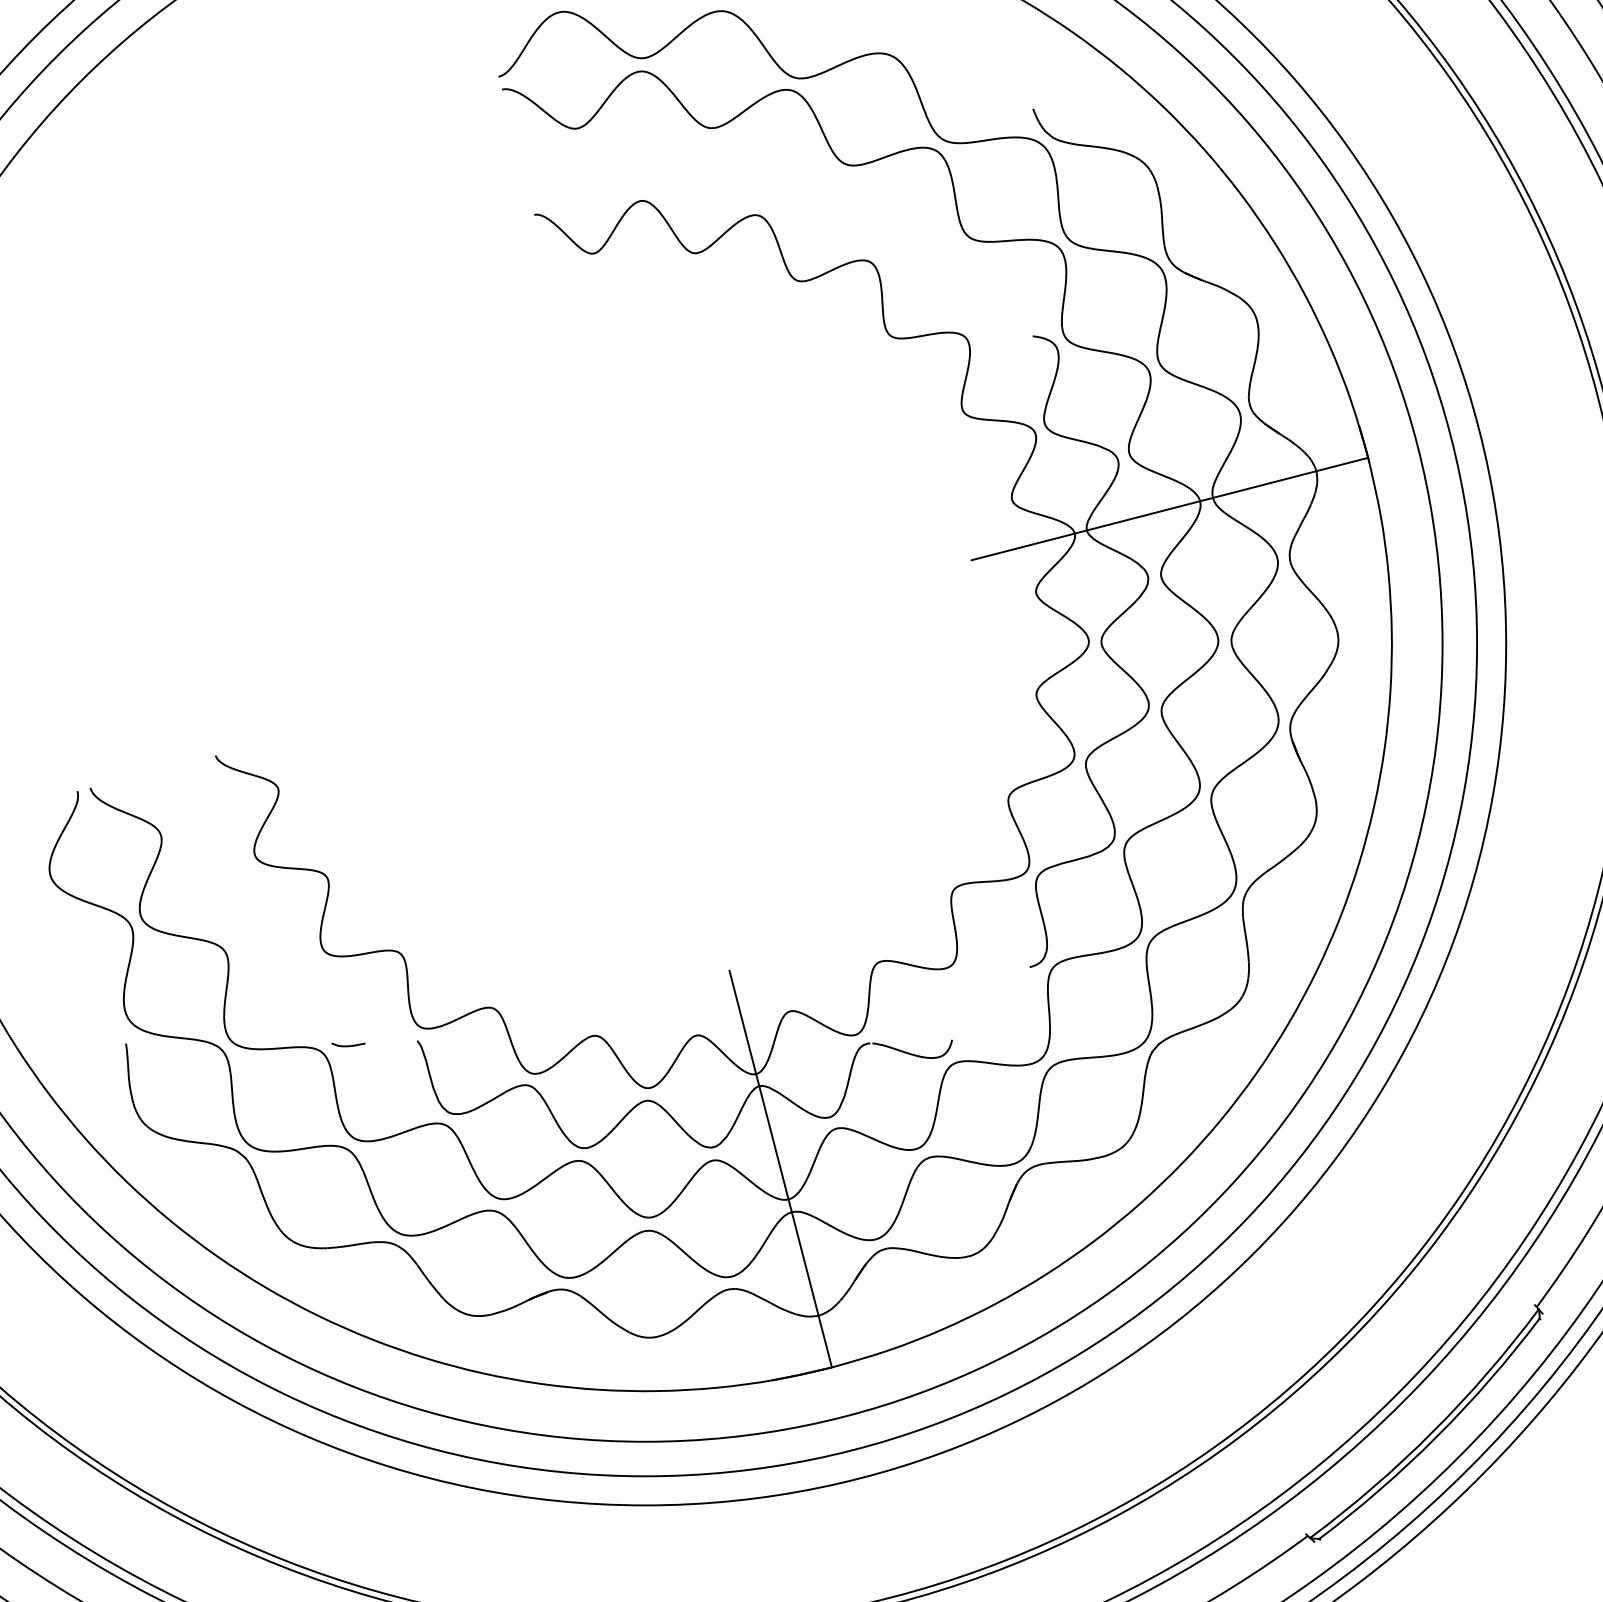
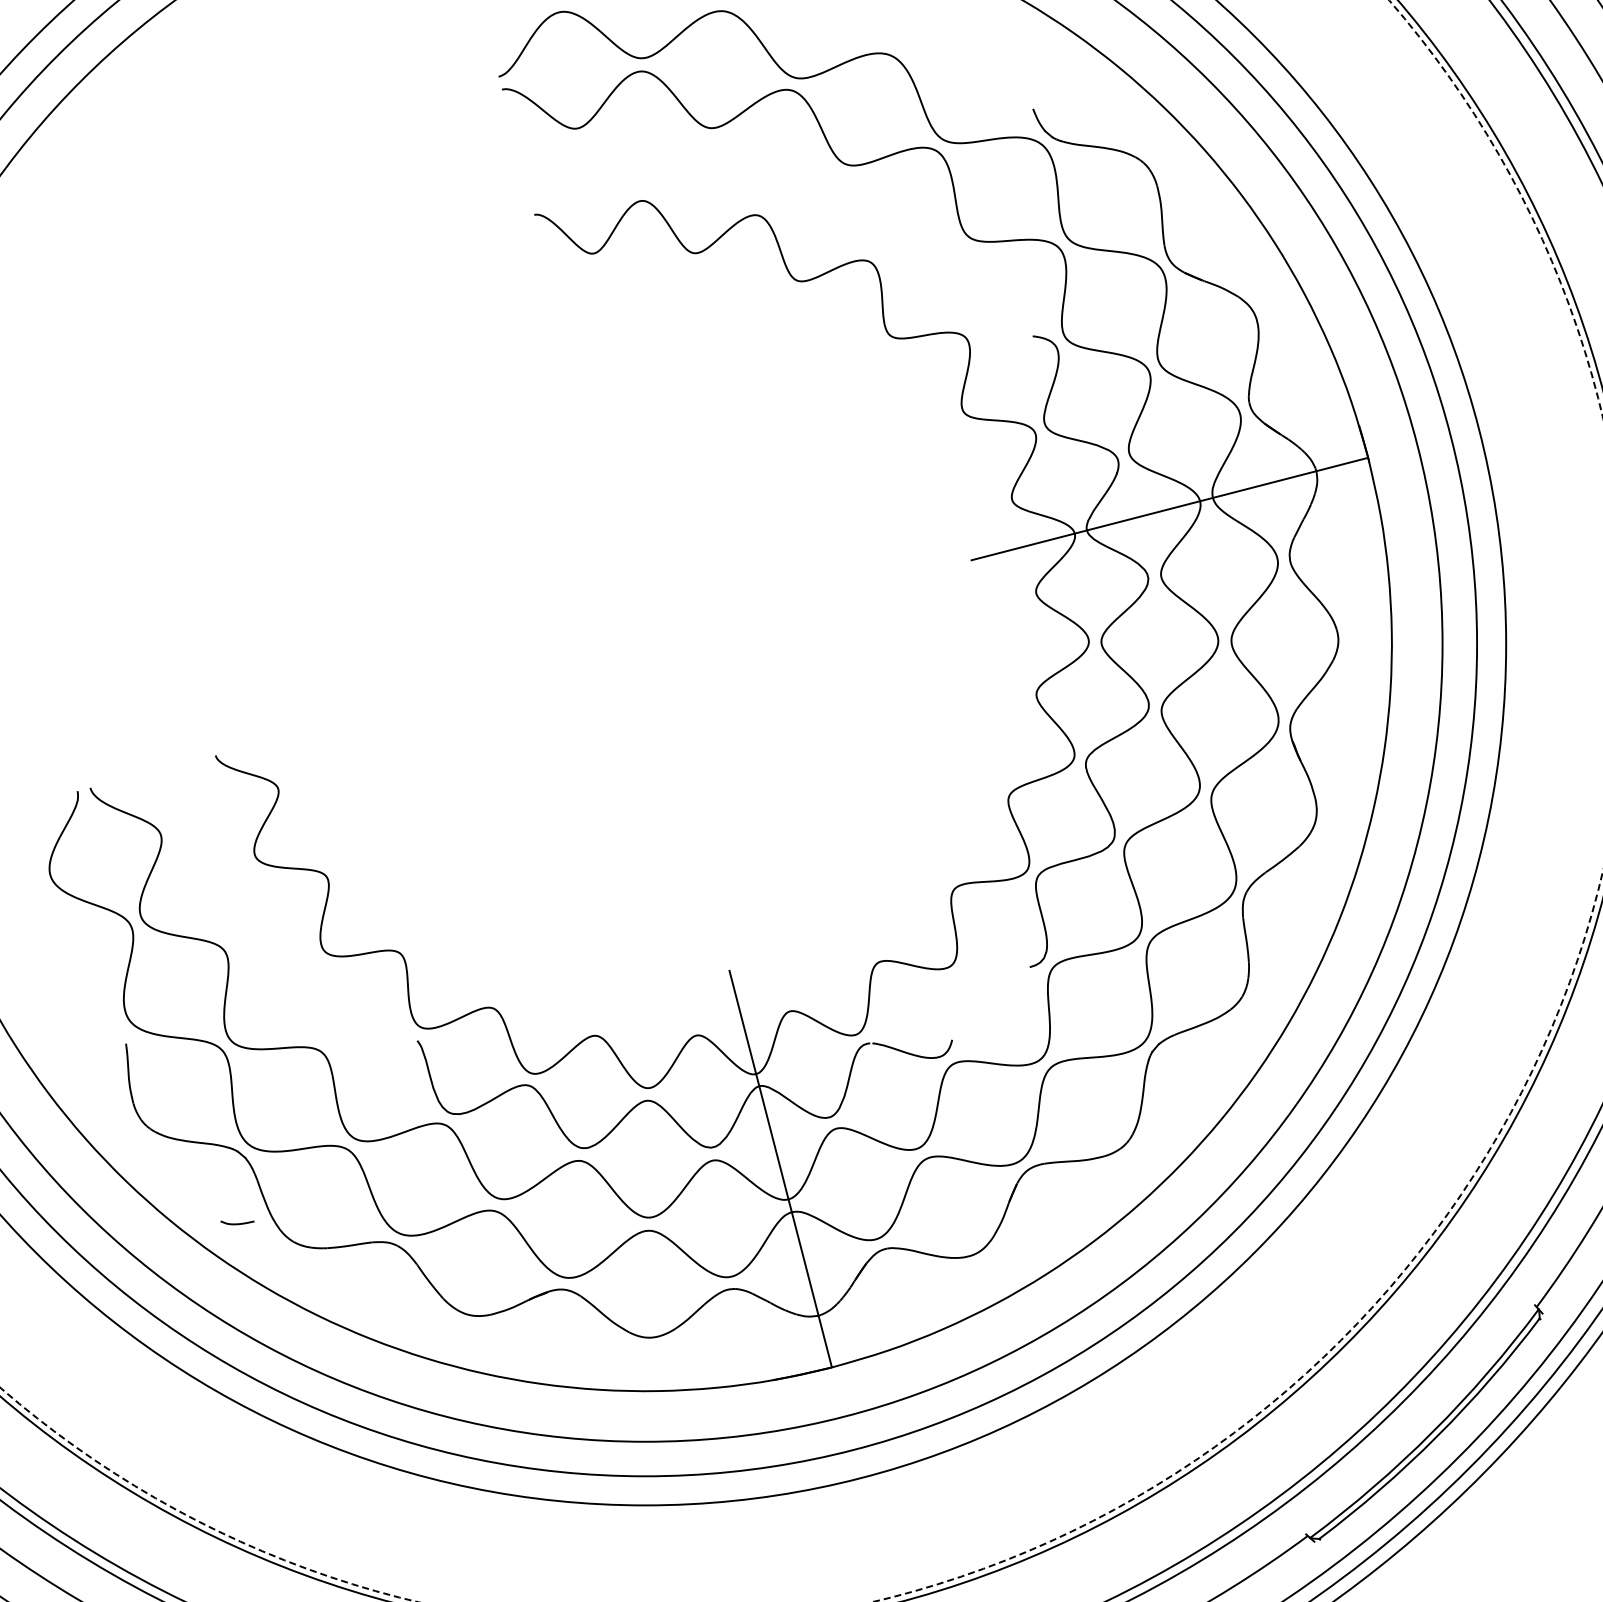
circle: solid -> dashed (801, 800)
curve position: (348, 1045) -> (237, 1223) (237, 1223)
